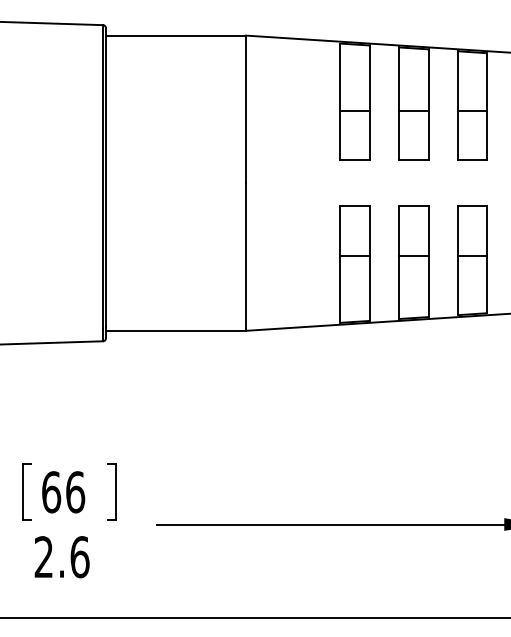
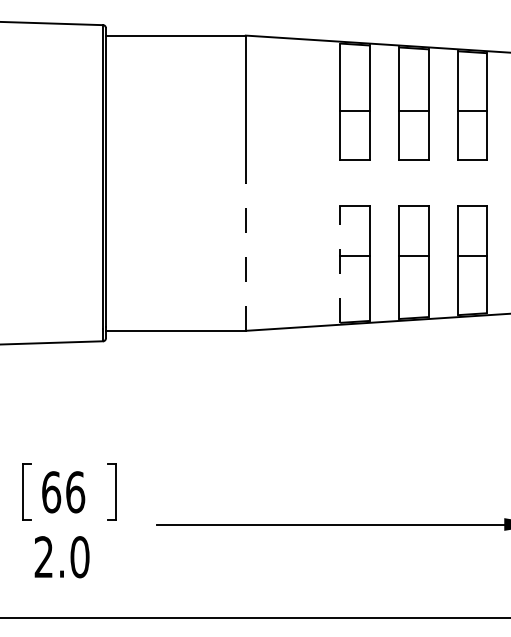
line: solid -> dashed (245, 257)
line: solid -> dashed (340, 264)
text: 2.6 -> 2.0 (79, 557)
